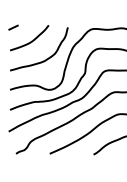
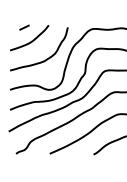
line position: (13, 27) -> (24, 27) (24, 27)
